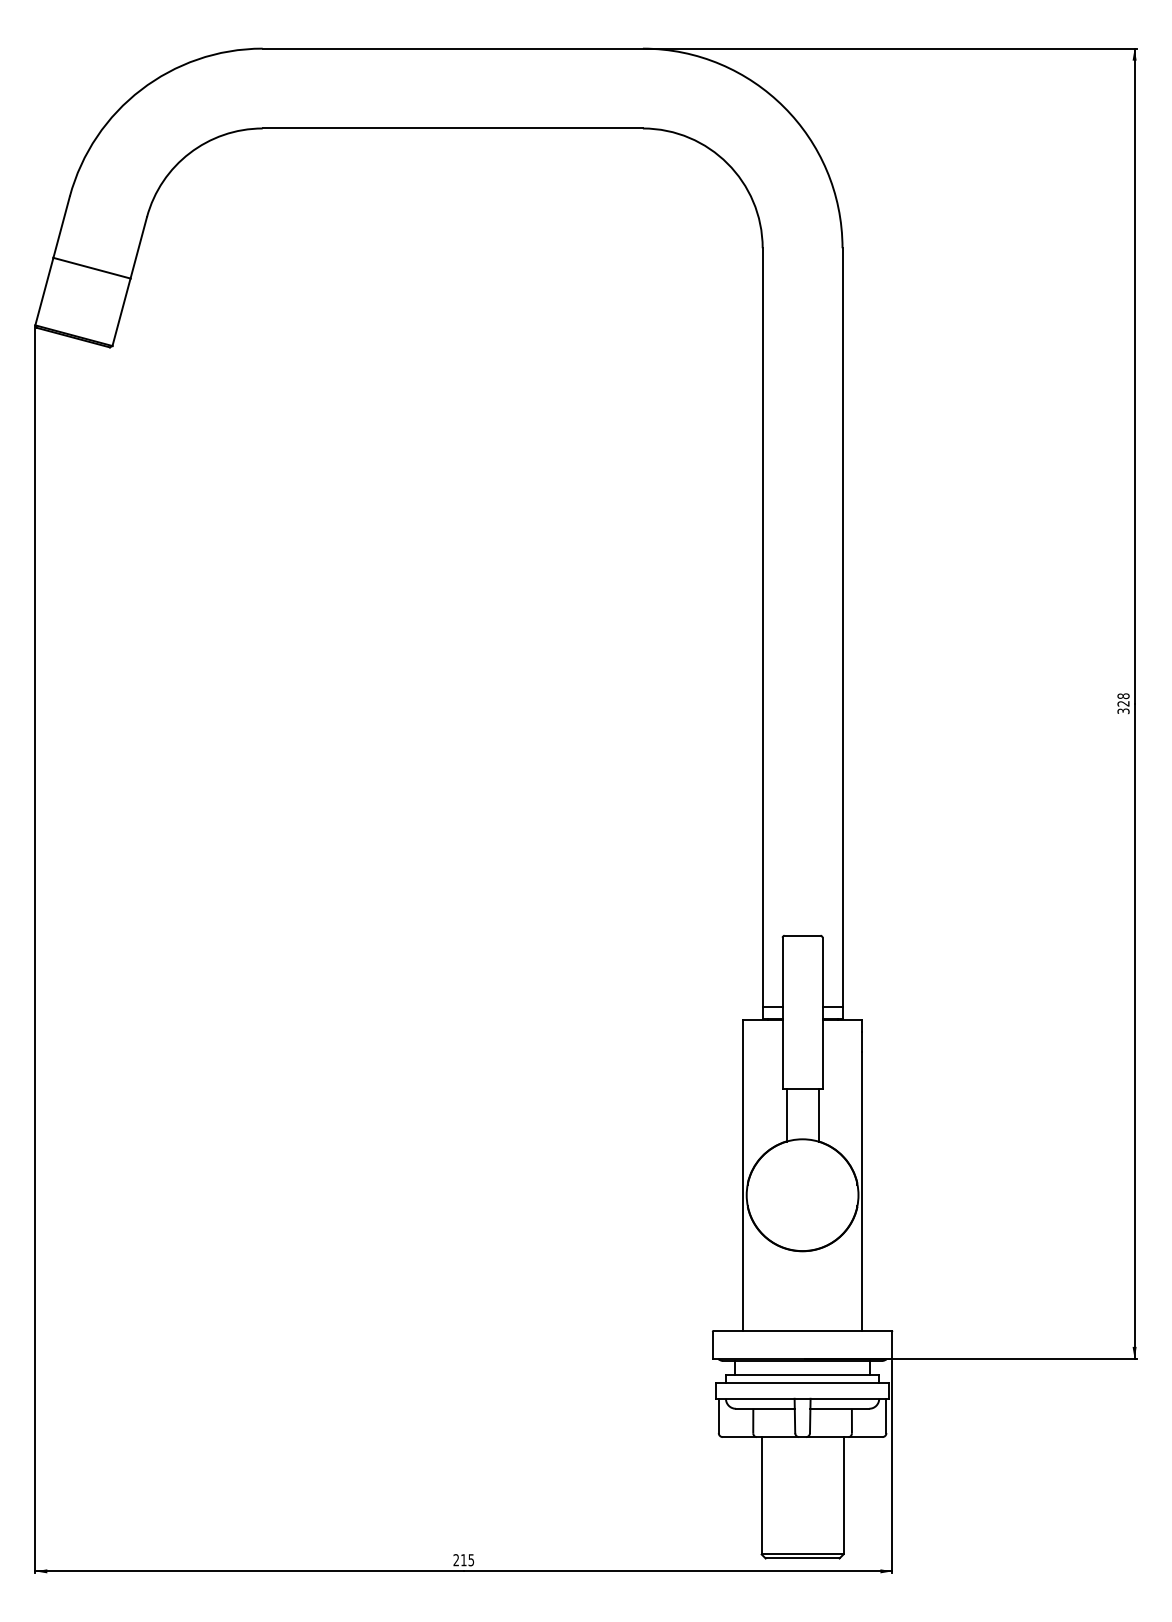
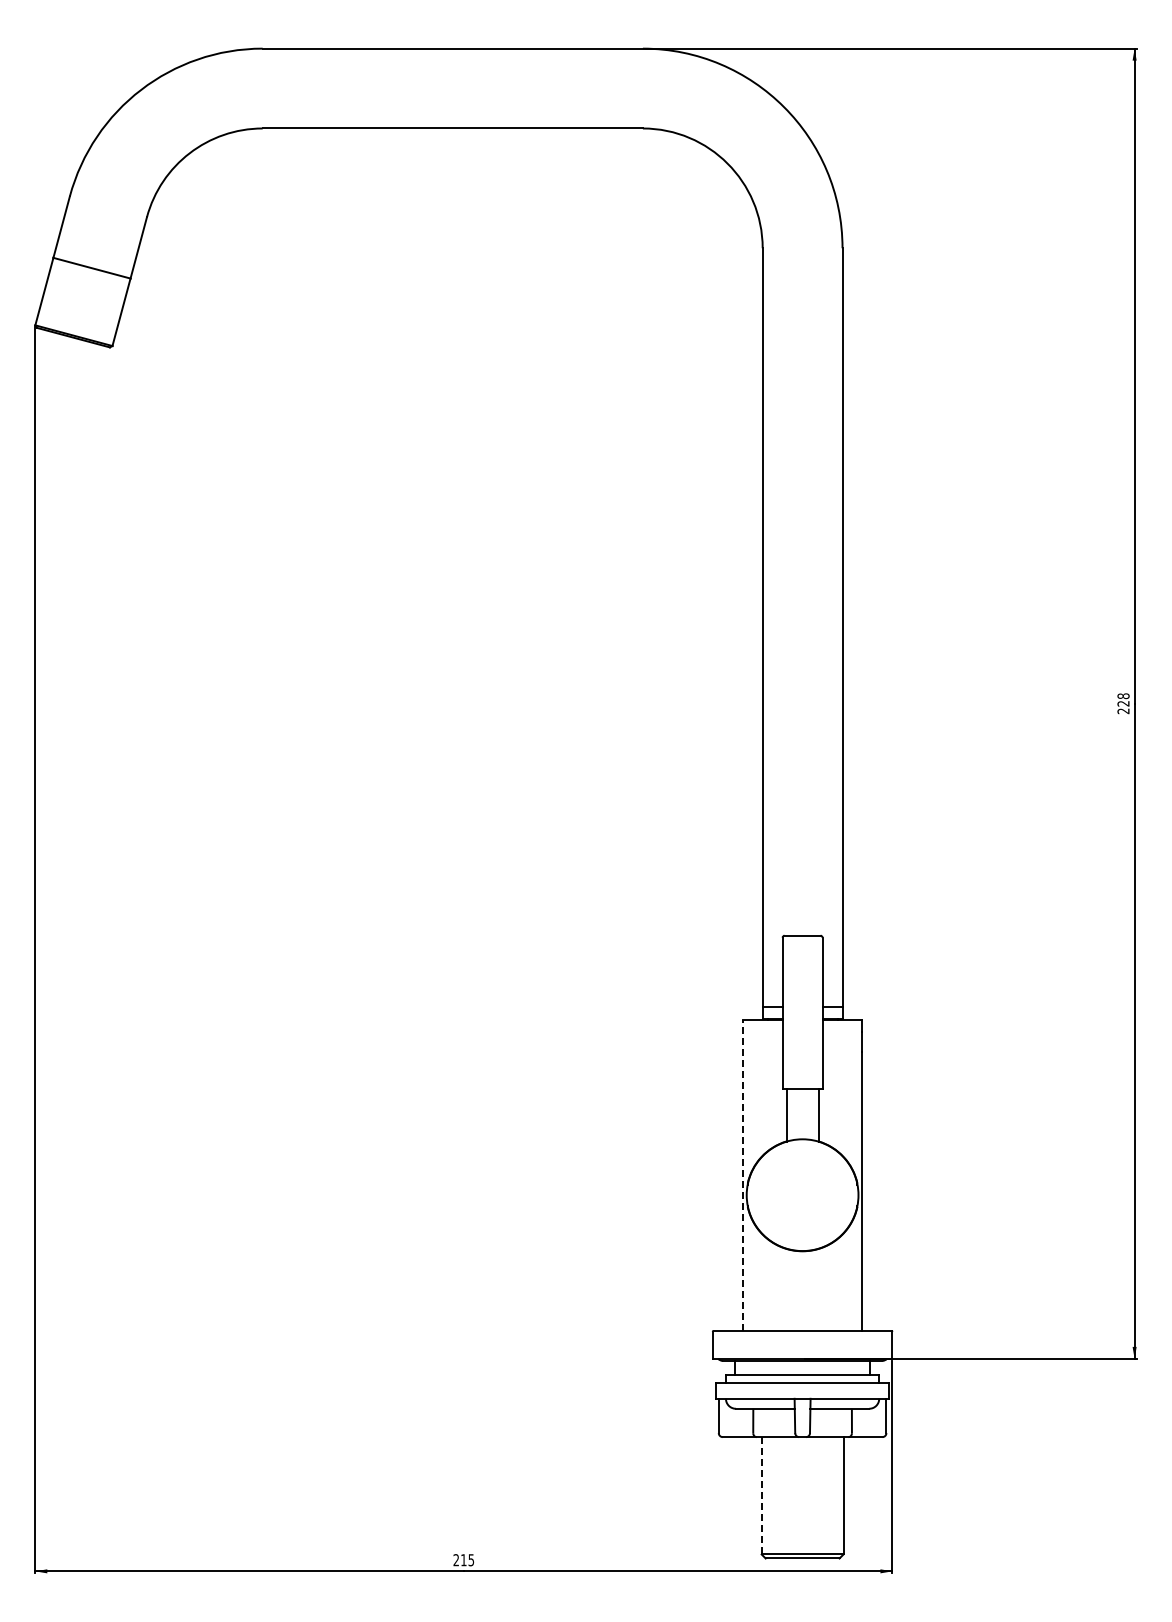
text: 328 -> 228 (1123, 711)
line: solid -> dashed (742, 1175)
line: solid -> dashed (761, 1495)
